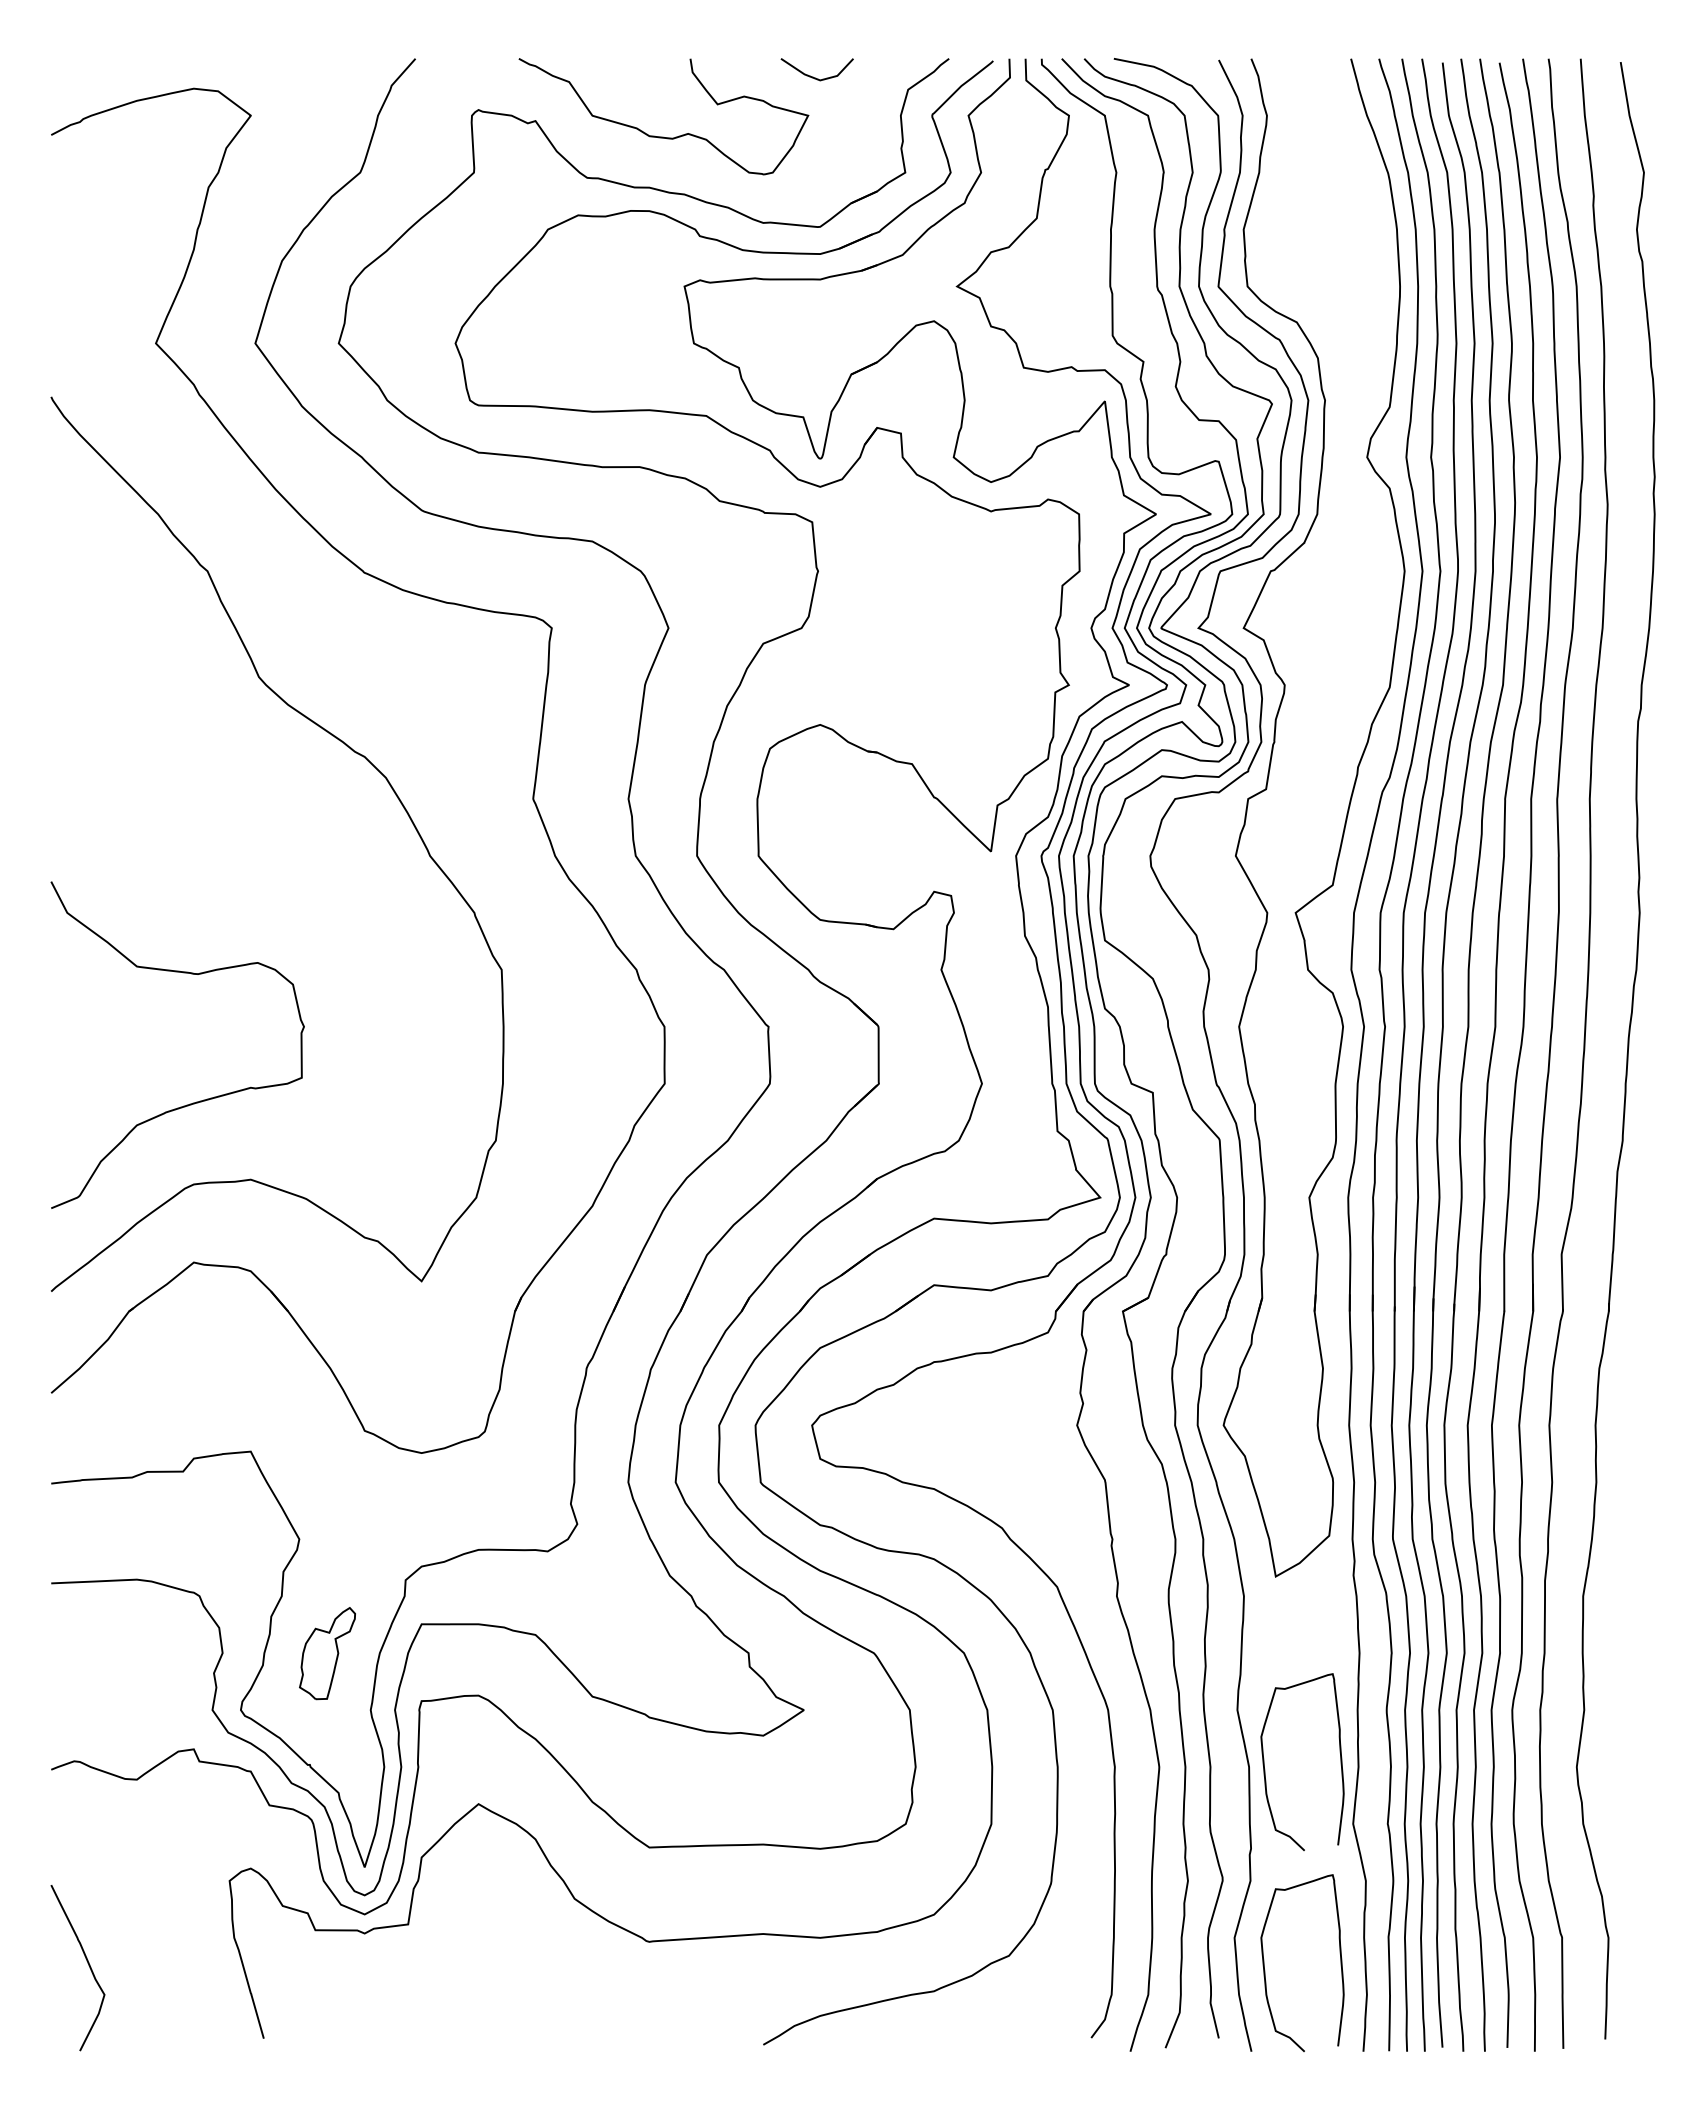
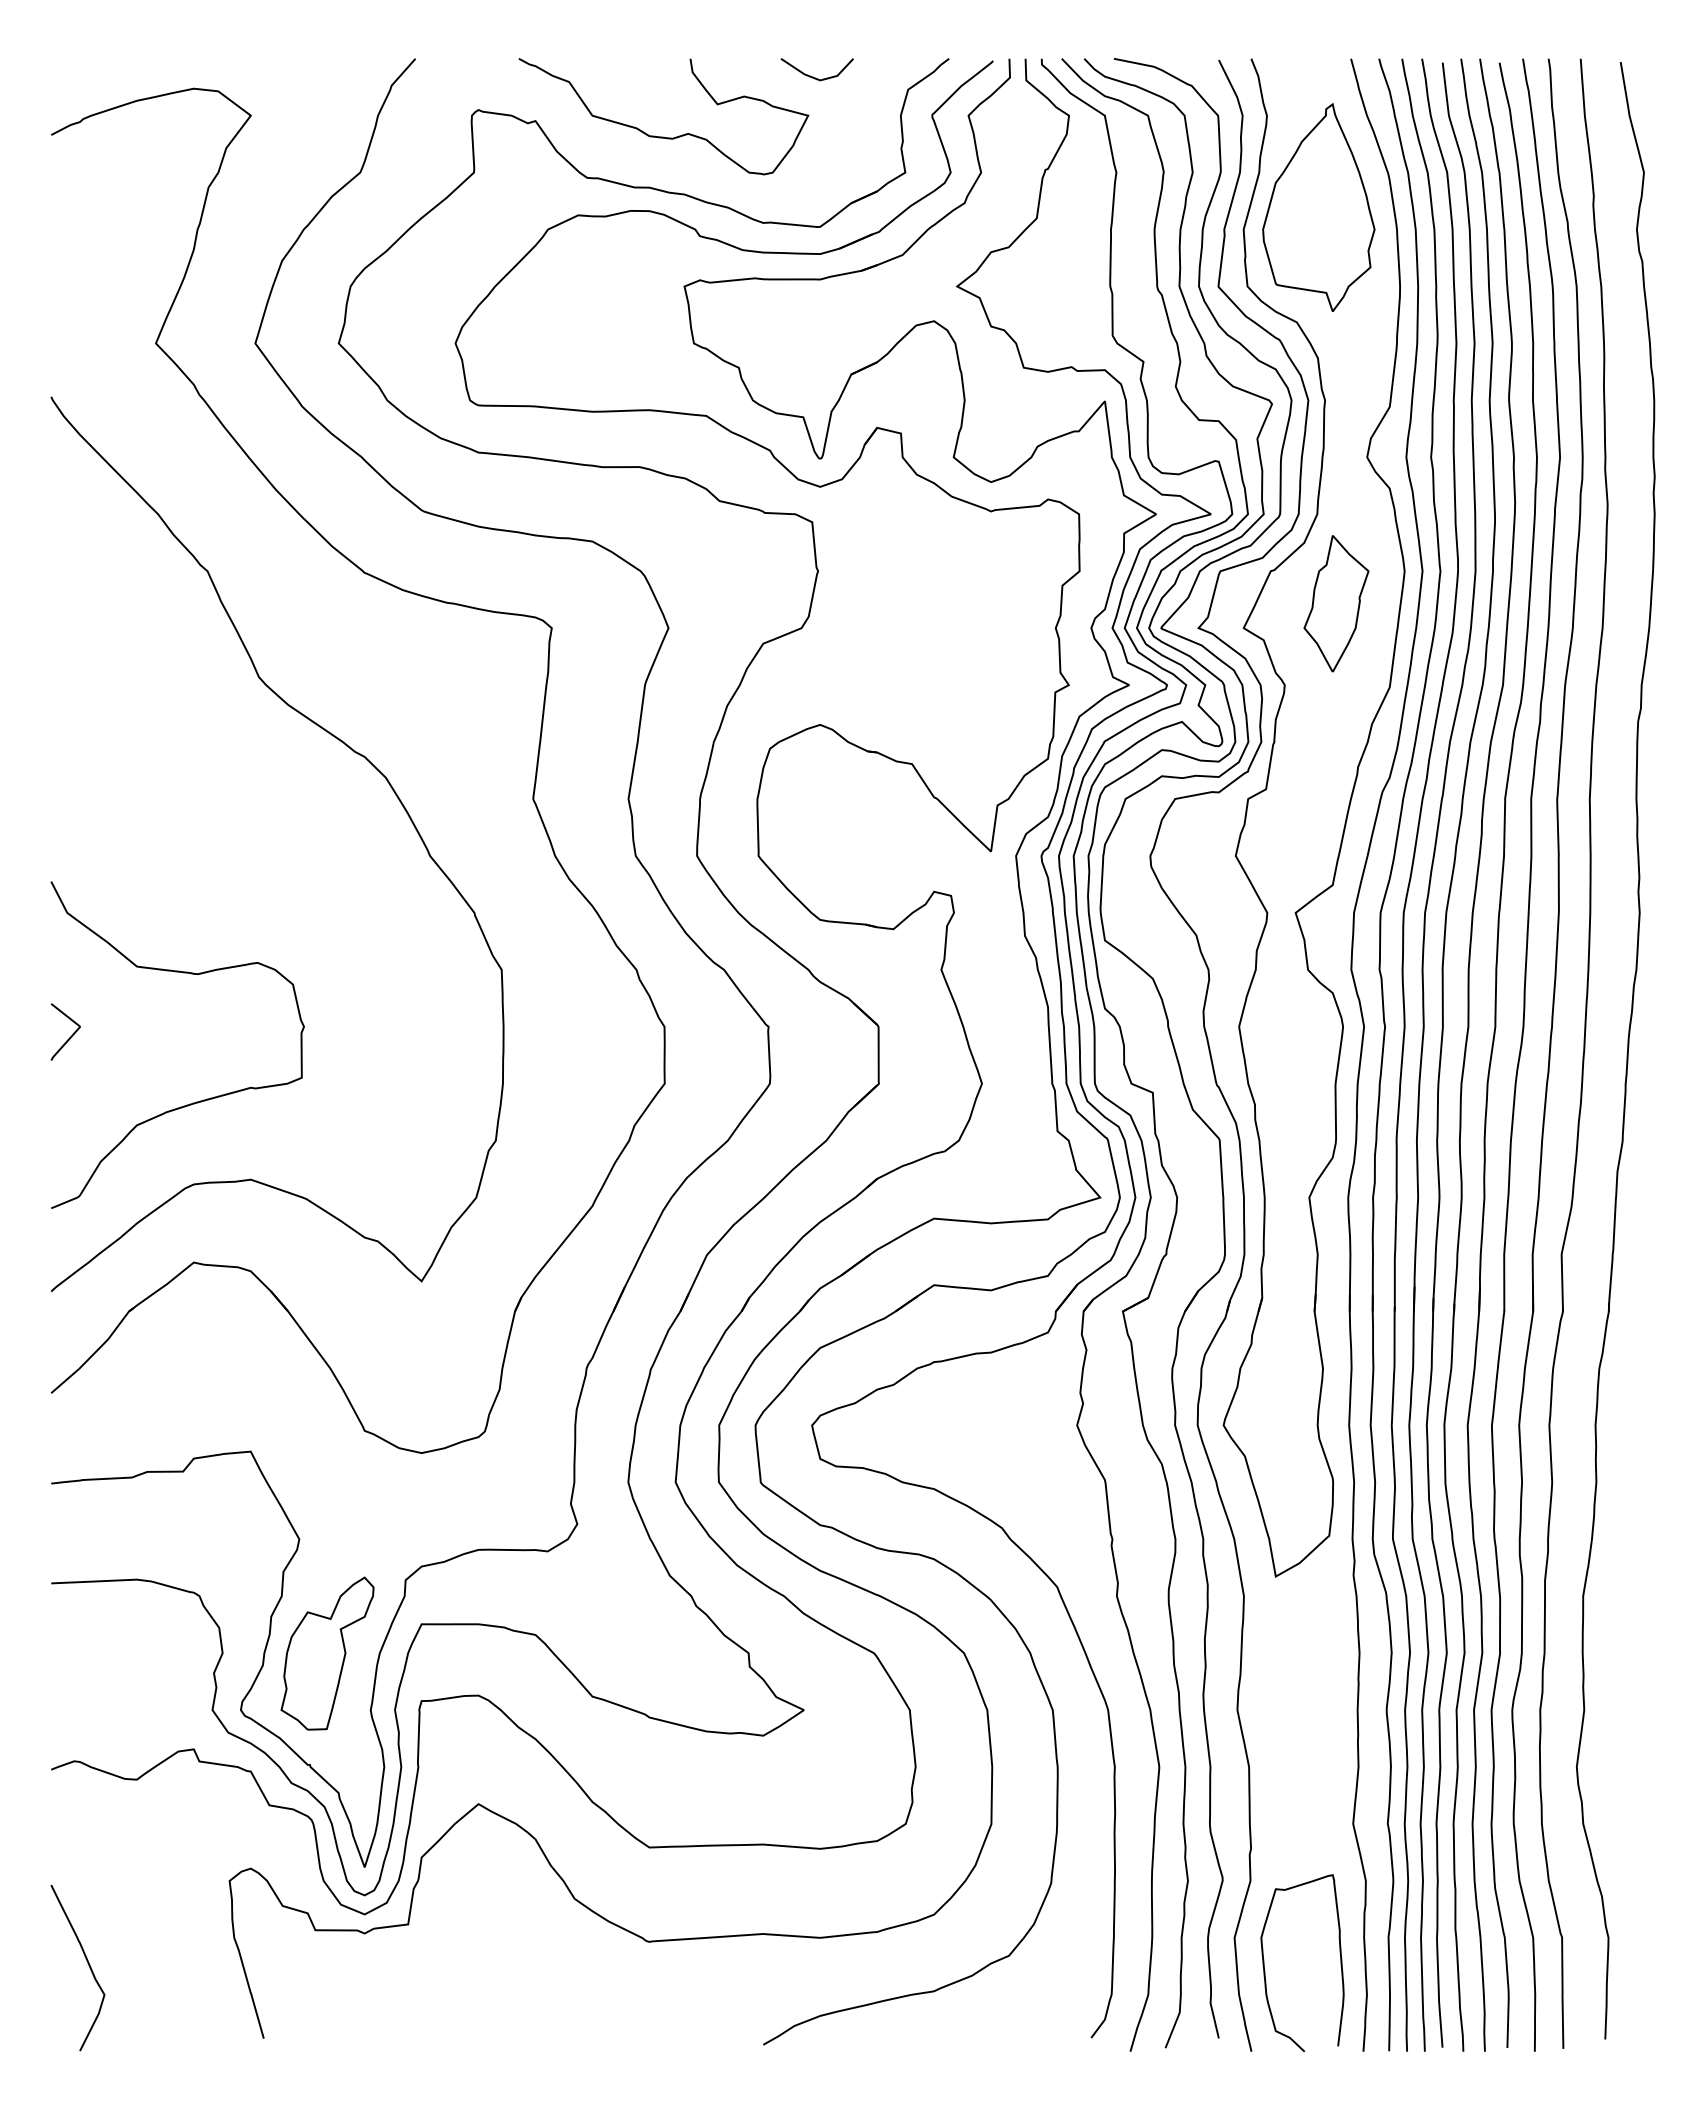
part: none -> present (1318, 207)
part: none -> present (1336, 603)
curve: none -> present (70, 1036)
part size: 57x94 px -> 95x155 px (327, 1653)
curve: present -> none (1265, 1769)
